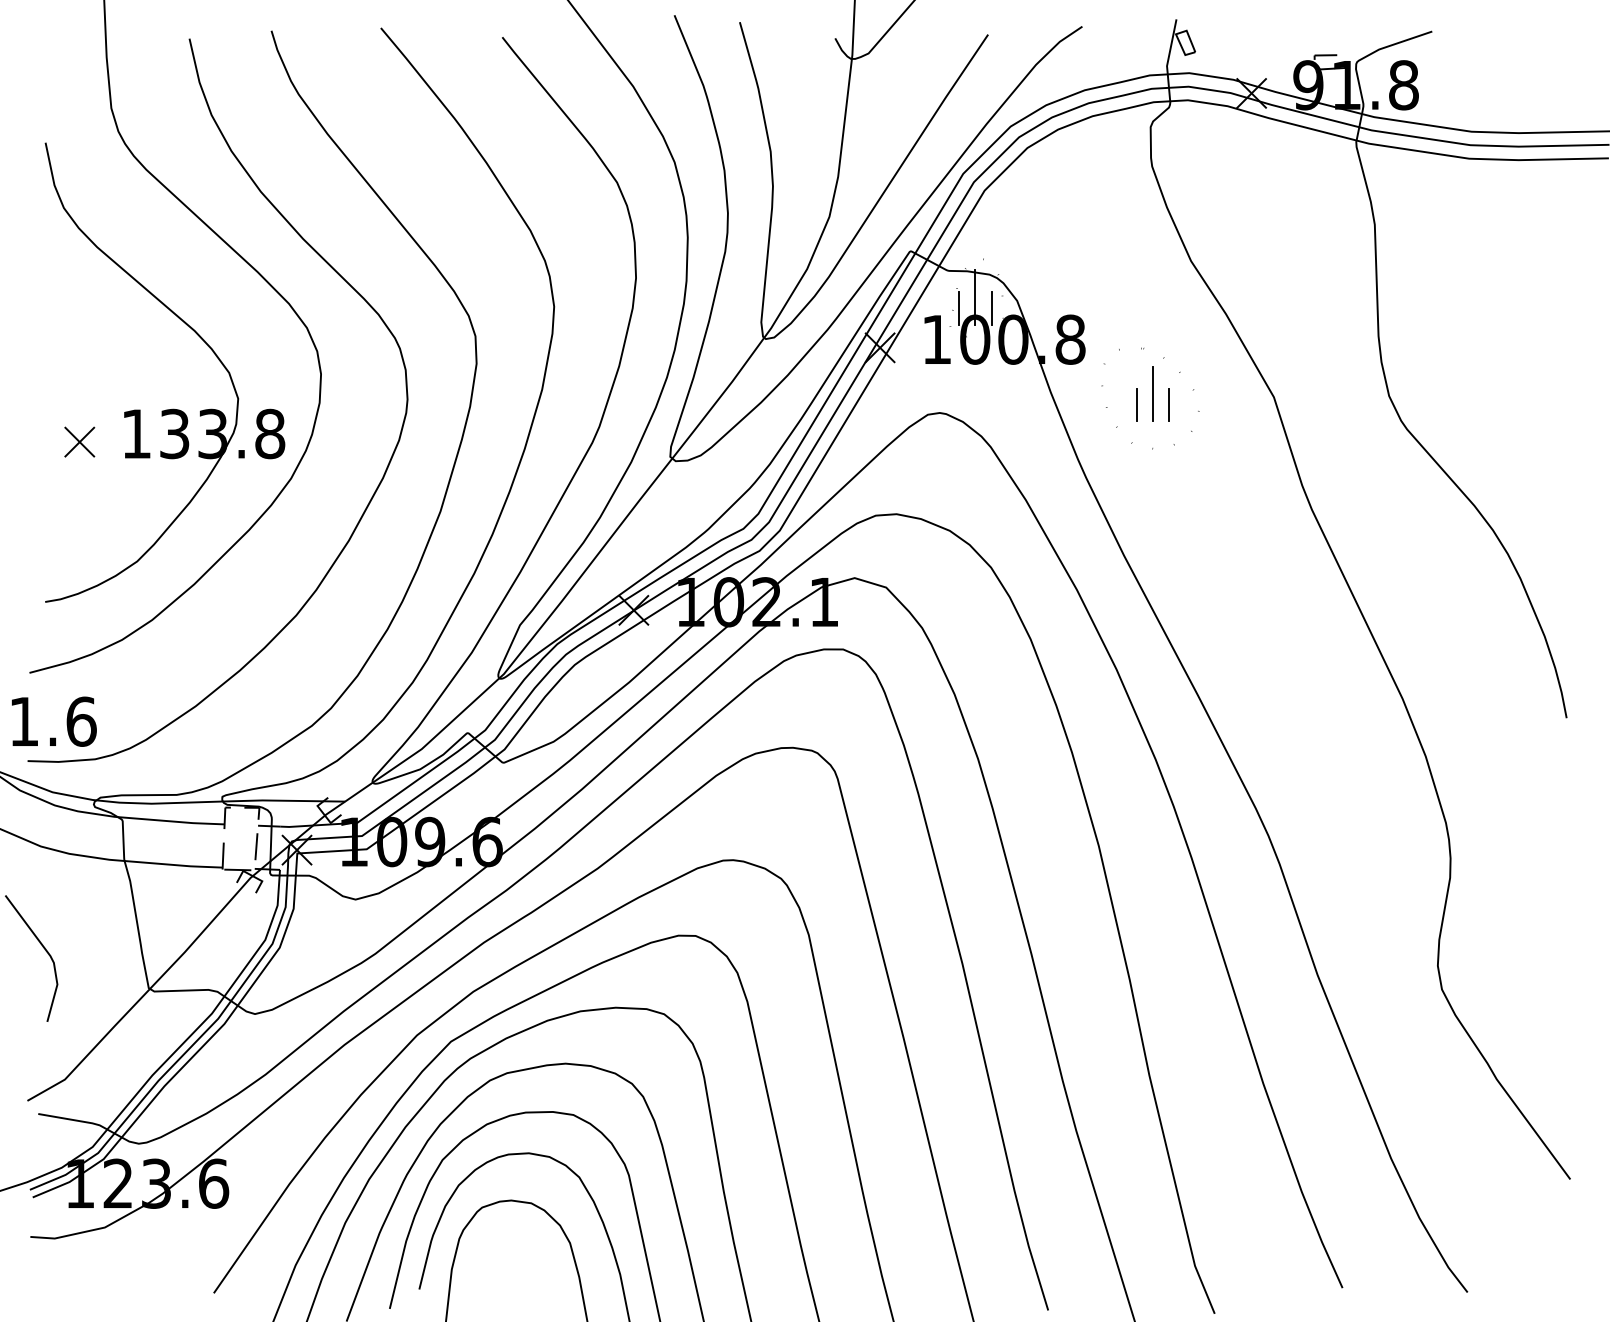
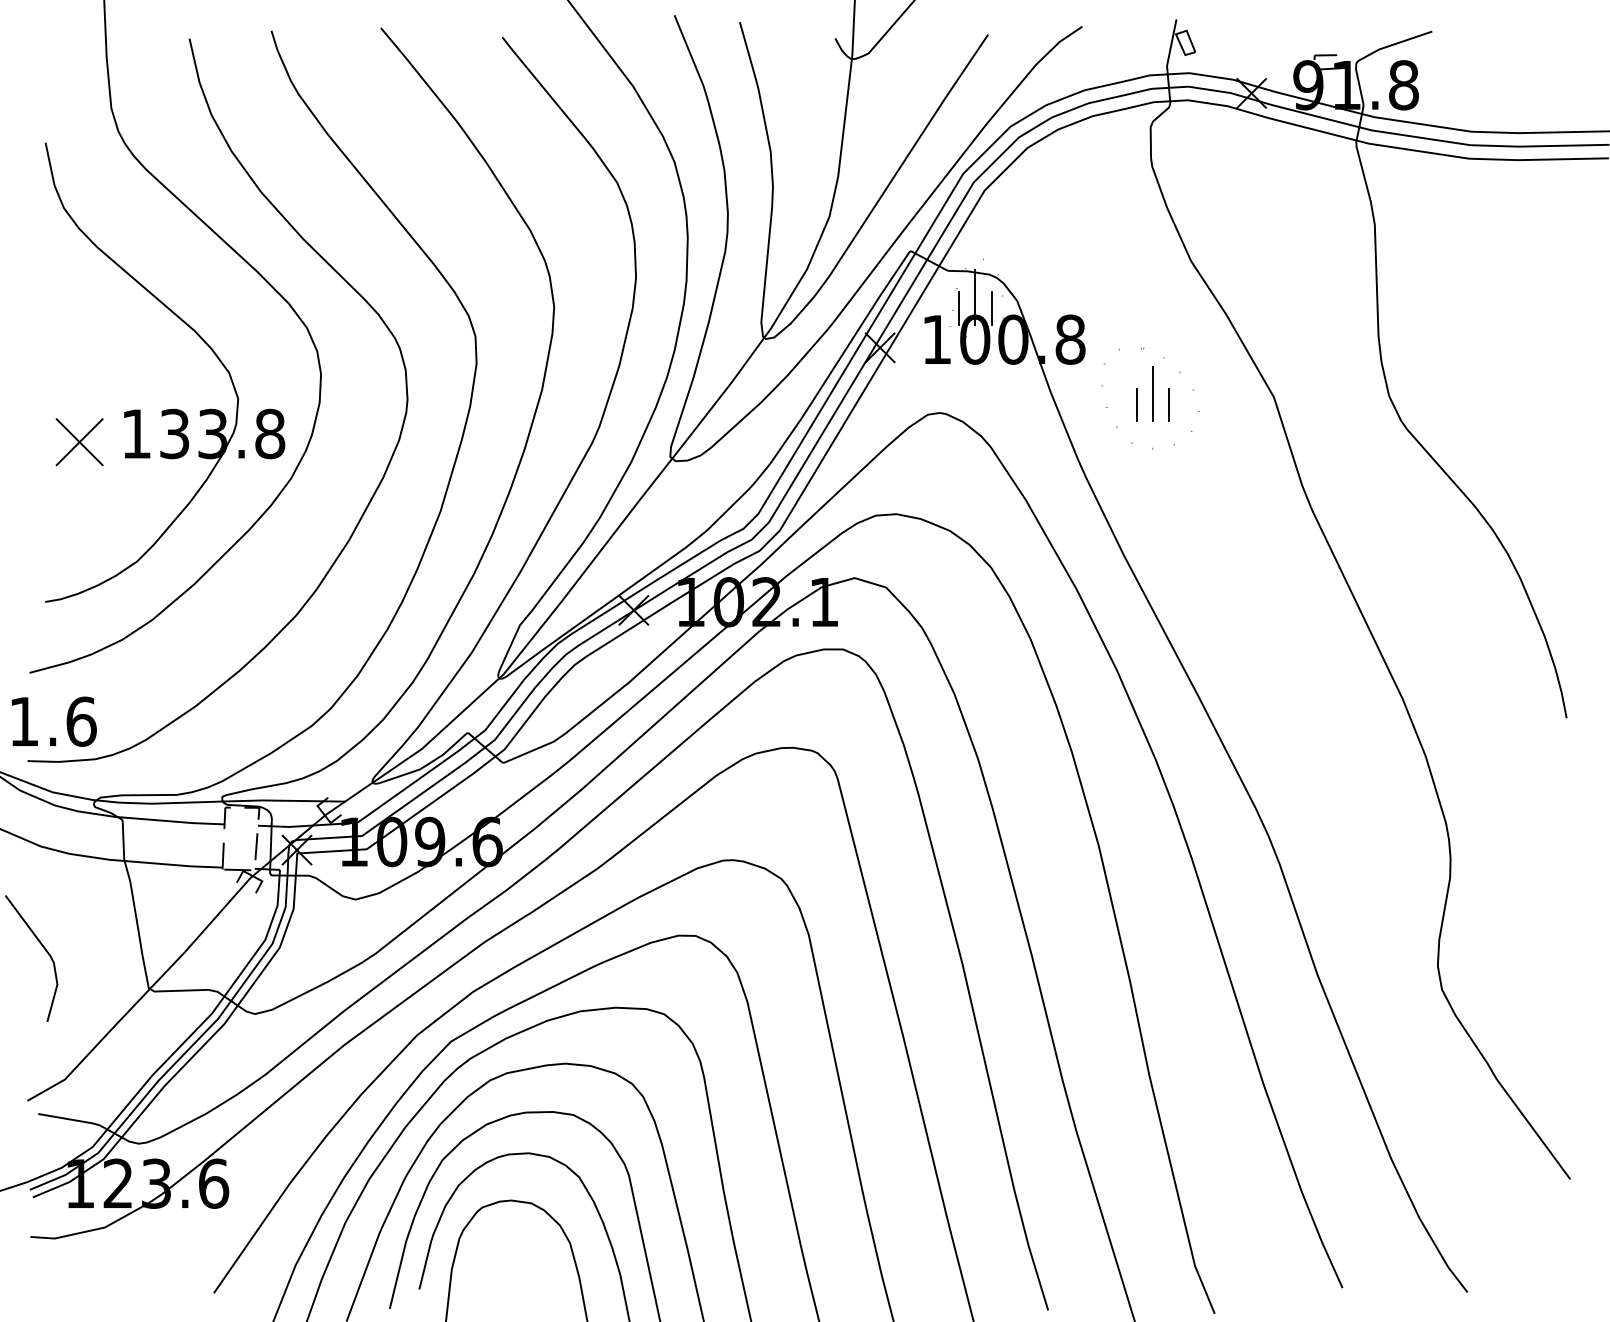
part size: 32x32 px -> 49x49 px (79, 442)
